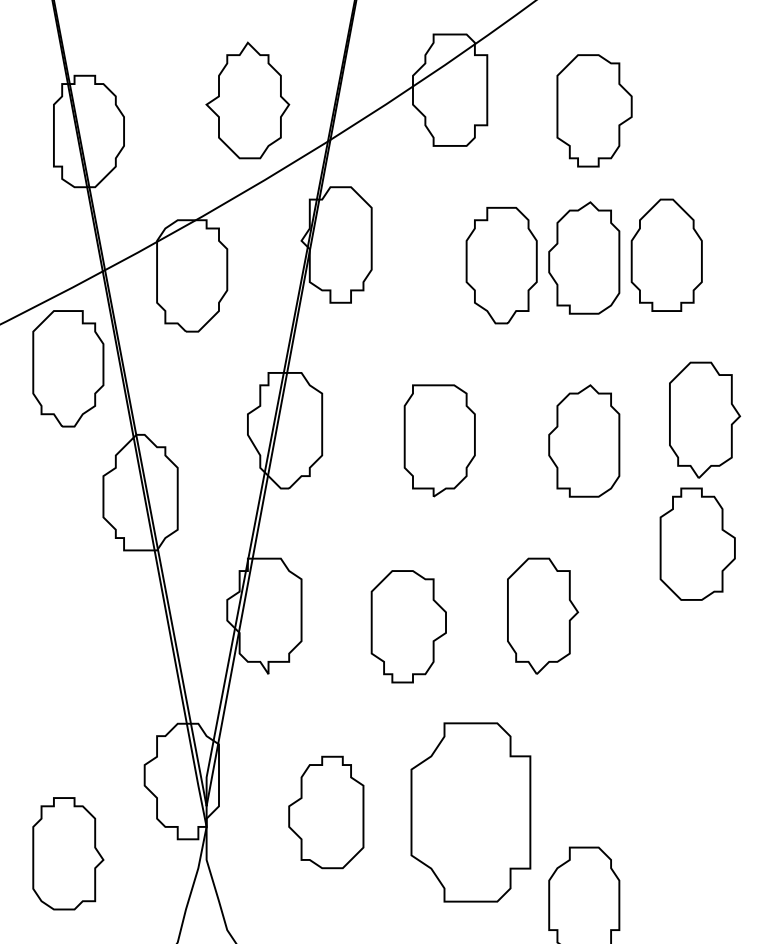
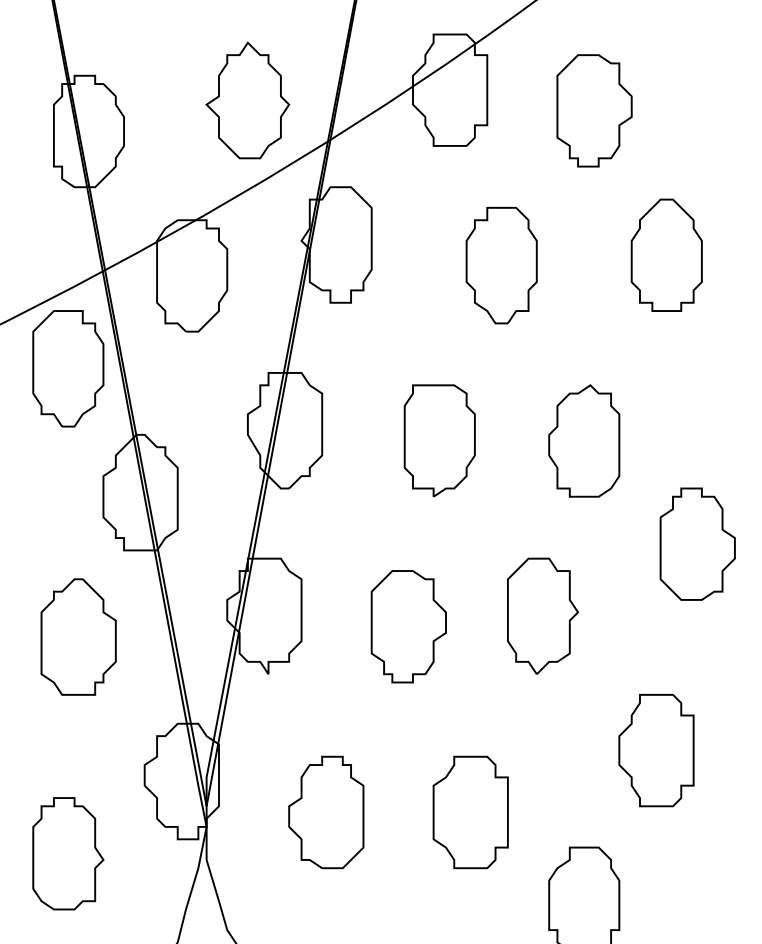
part: present -> none (584, 257)
part: present -> none (705, 419)
part: none -> present (78, 636)
part: none -> present (656, 750)
part size: 122x181 px -> 77x115 px (470, 812)
